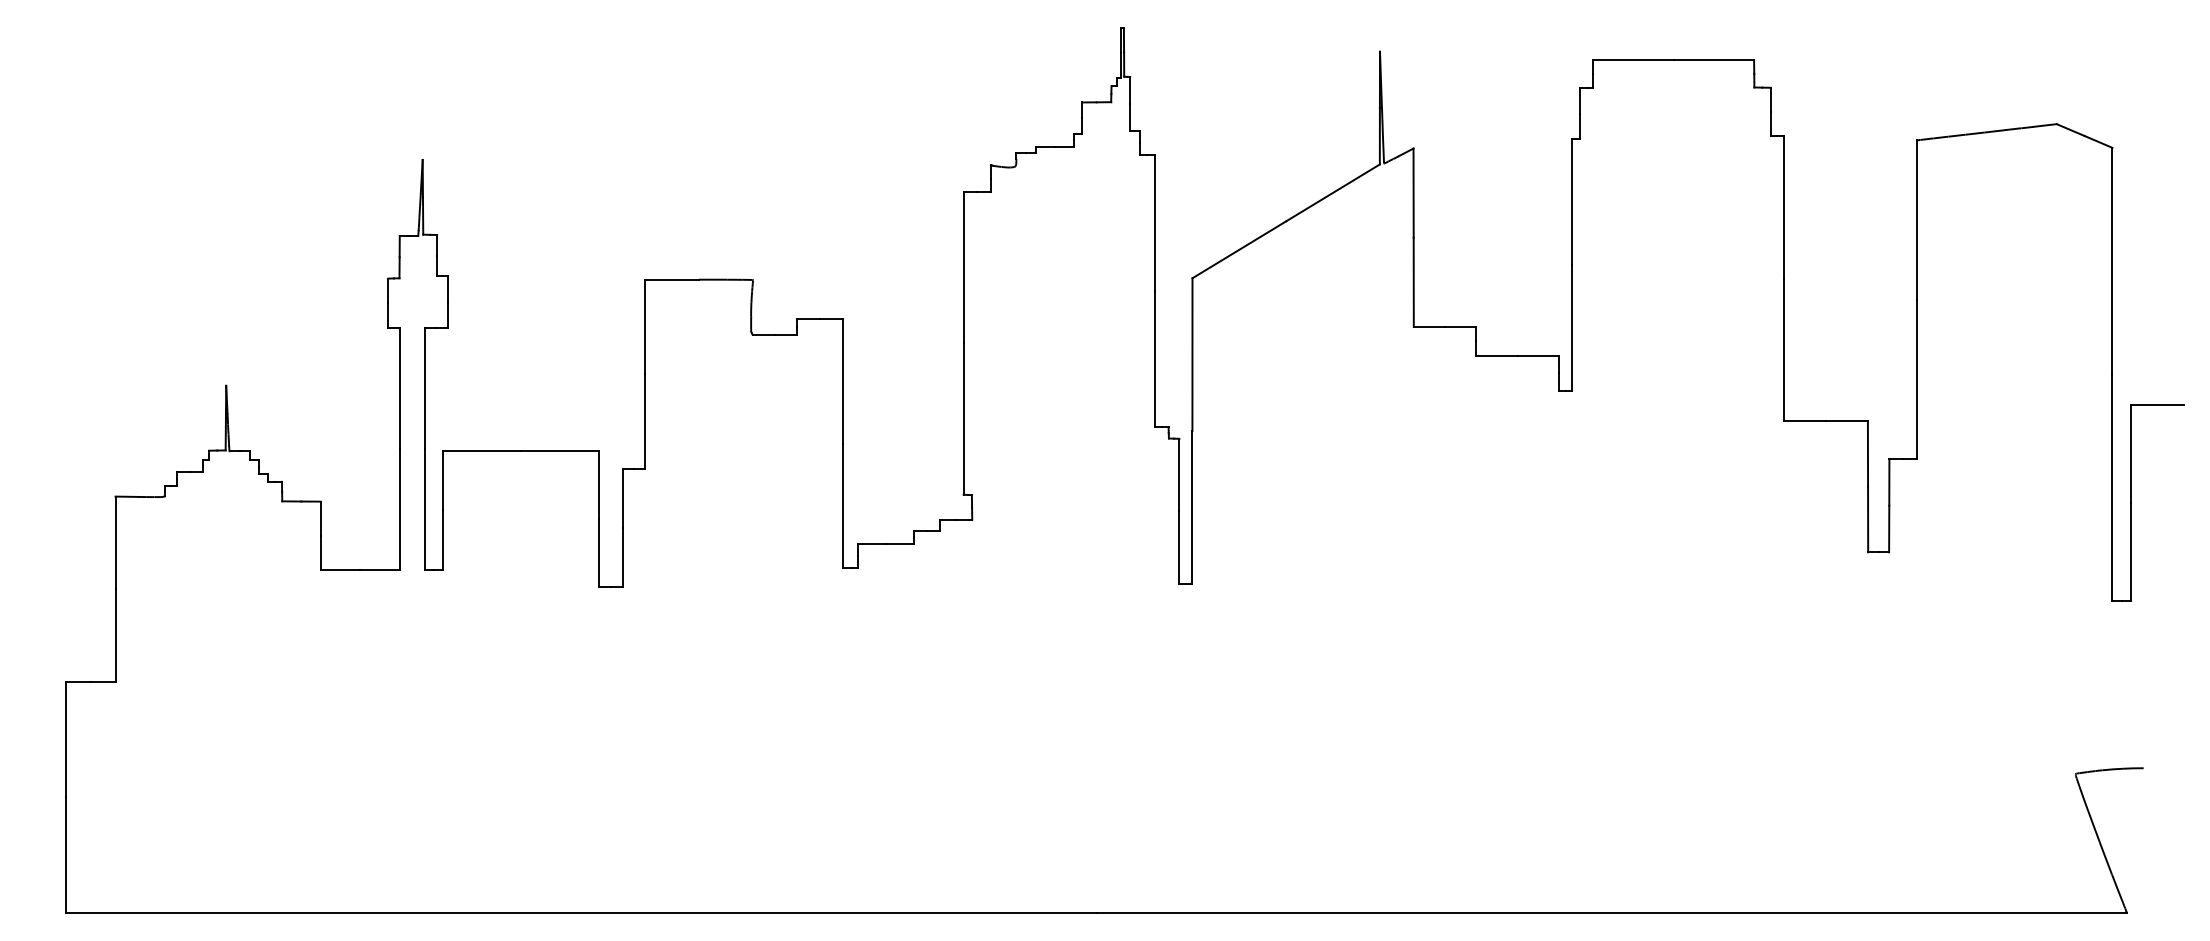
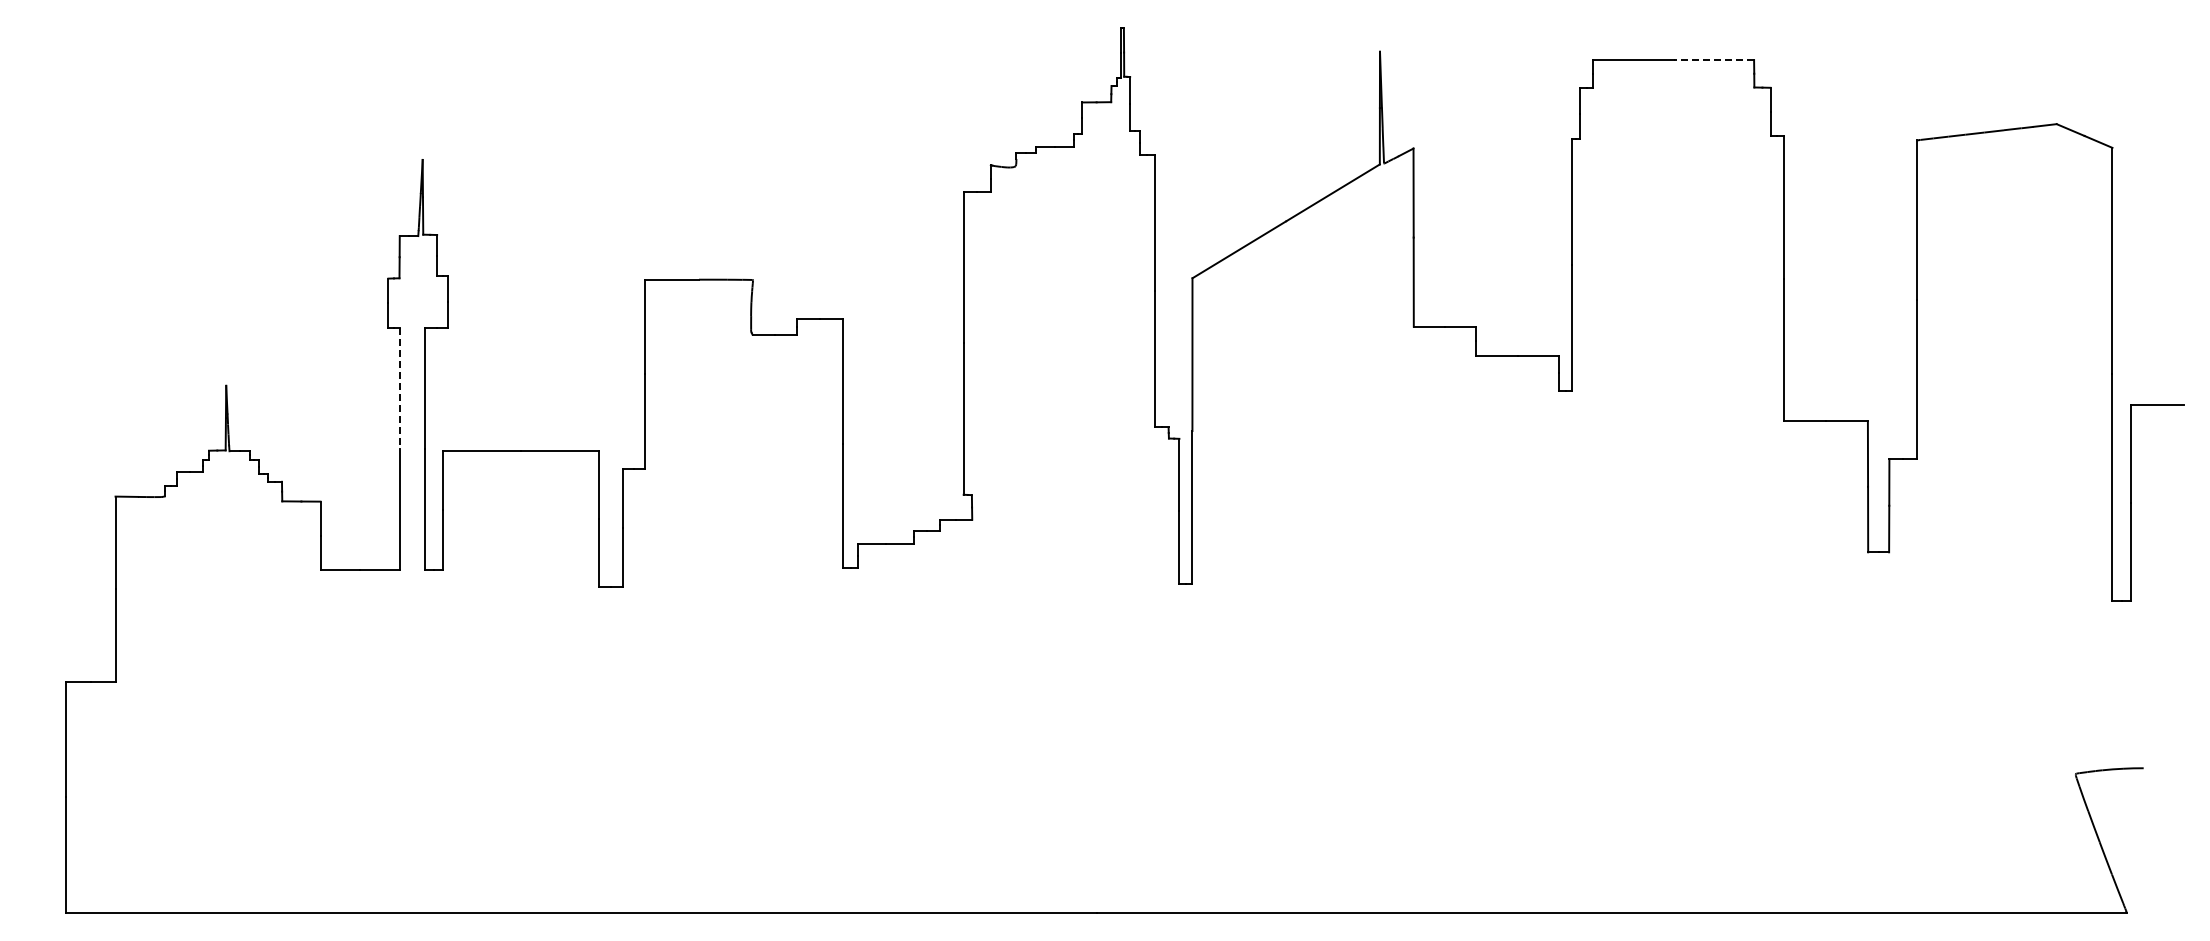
line: solid -> dashed (1713, 60)
line: solid -> dashed (399, 388)
